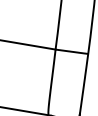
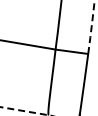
arc: solid -> dashed (91, 26)
line: solid -> dashed (25, 111)
